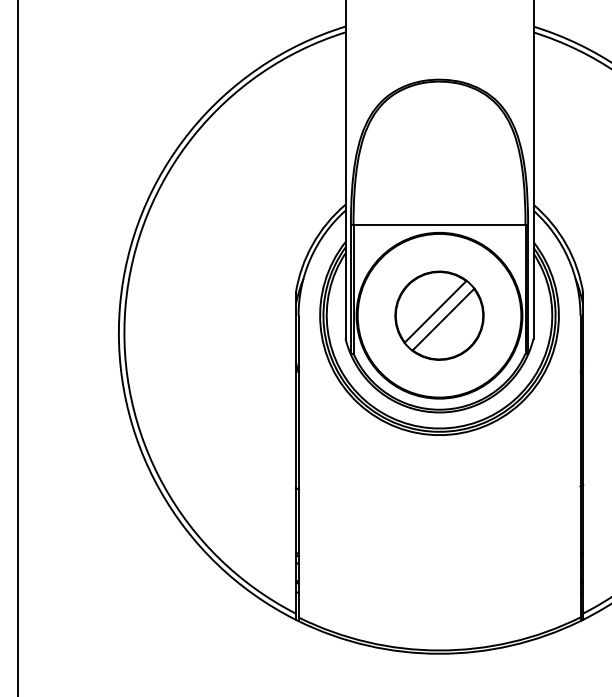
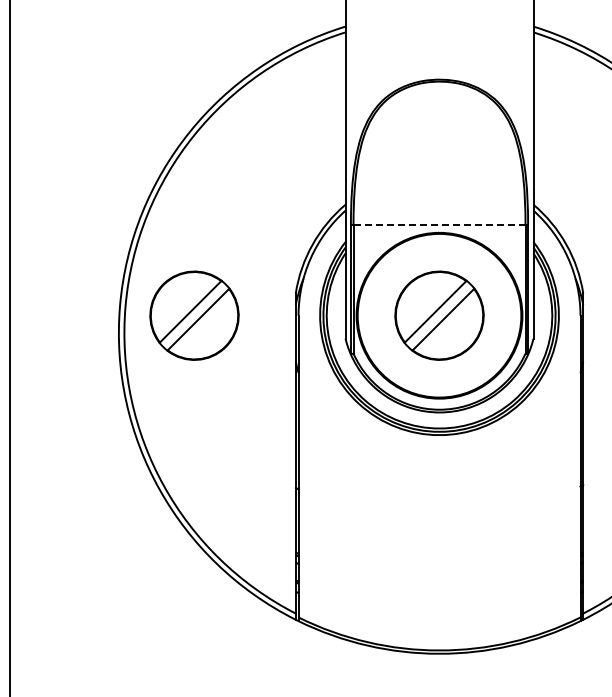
line: solid -> dashed (439, 224)
part: none -> present (194, 315)
line position: (18, 347) -> (10, 347) (10, 347)
